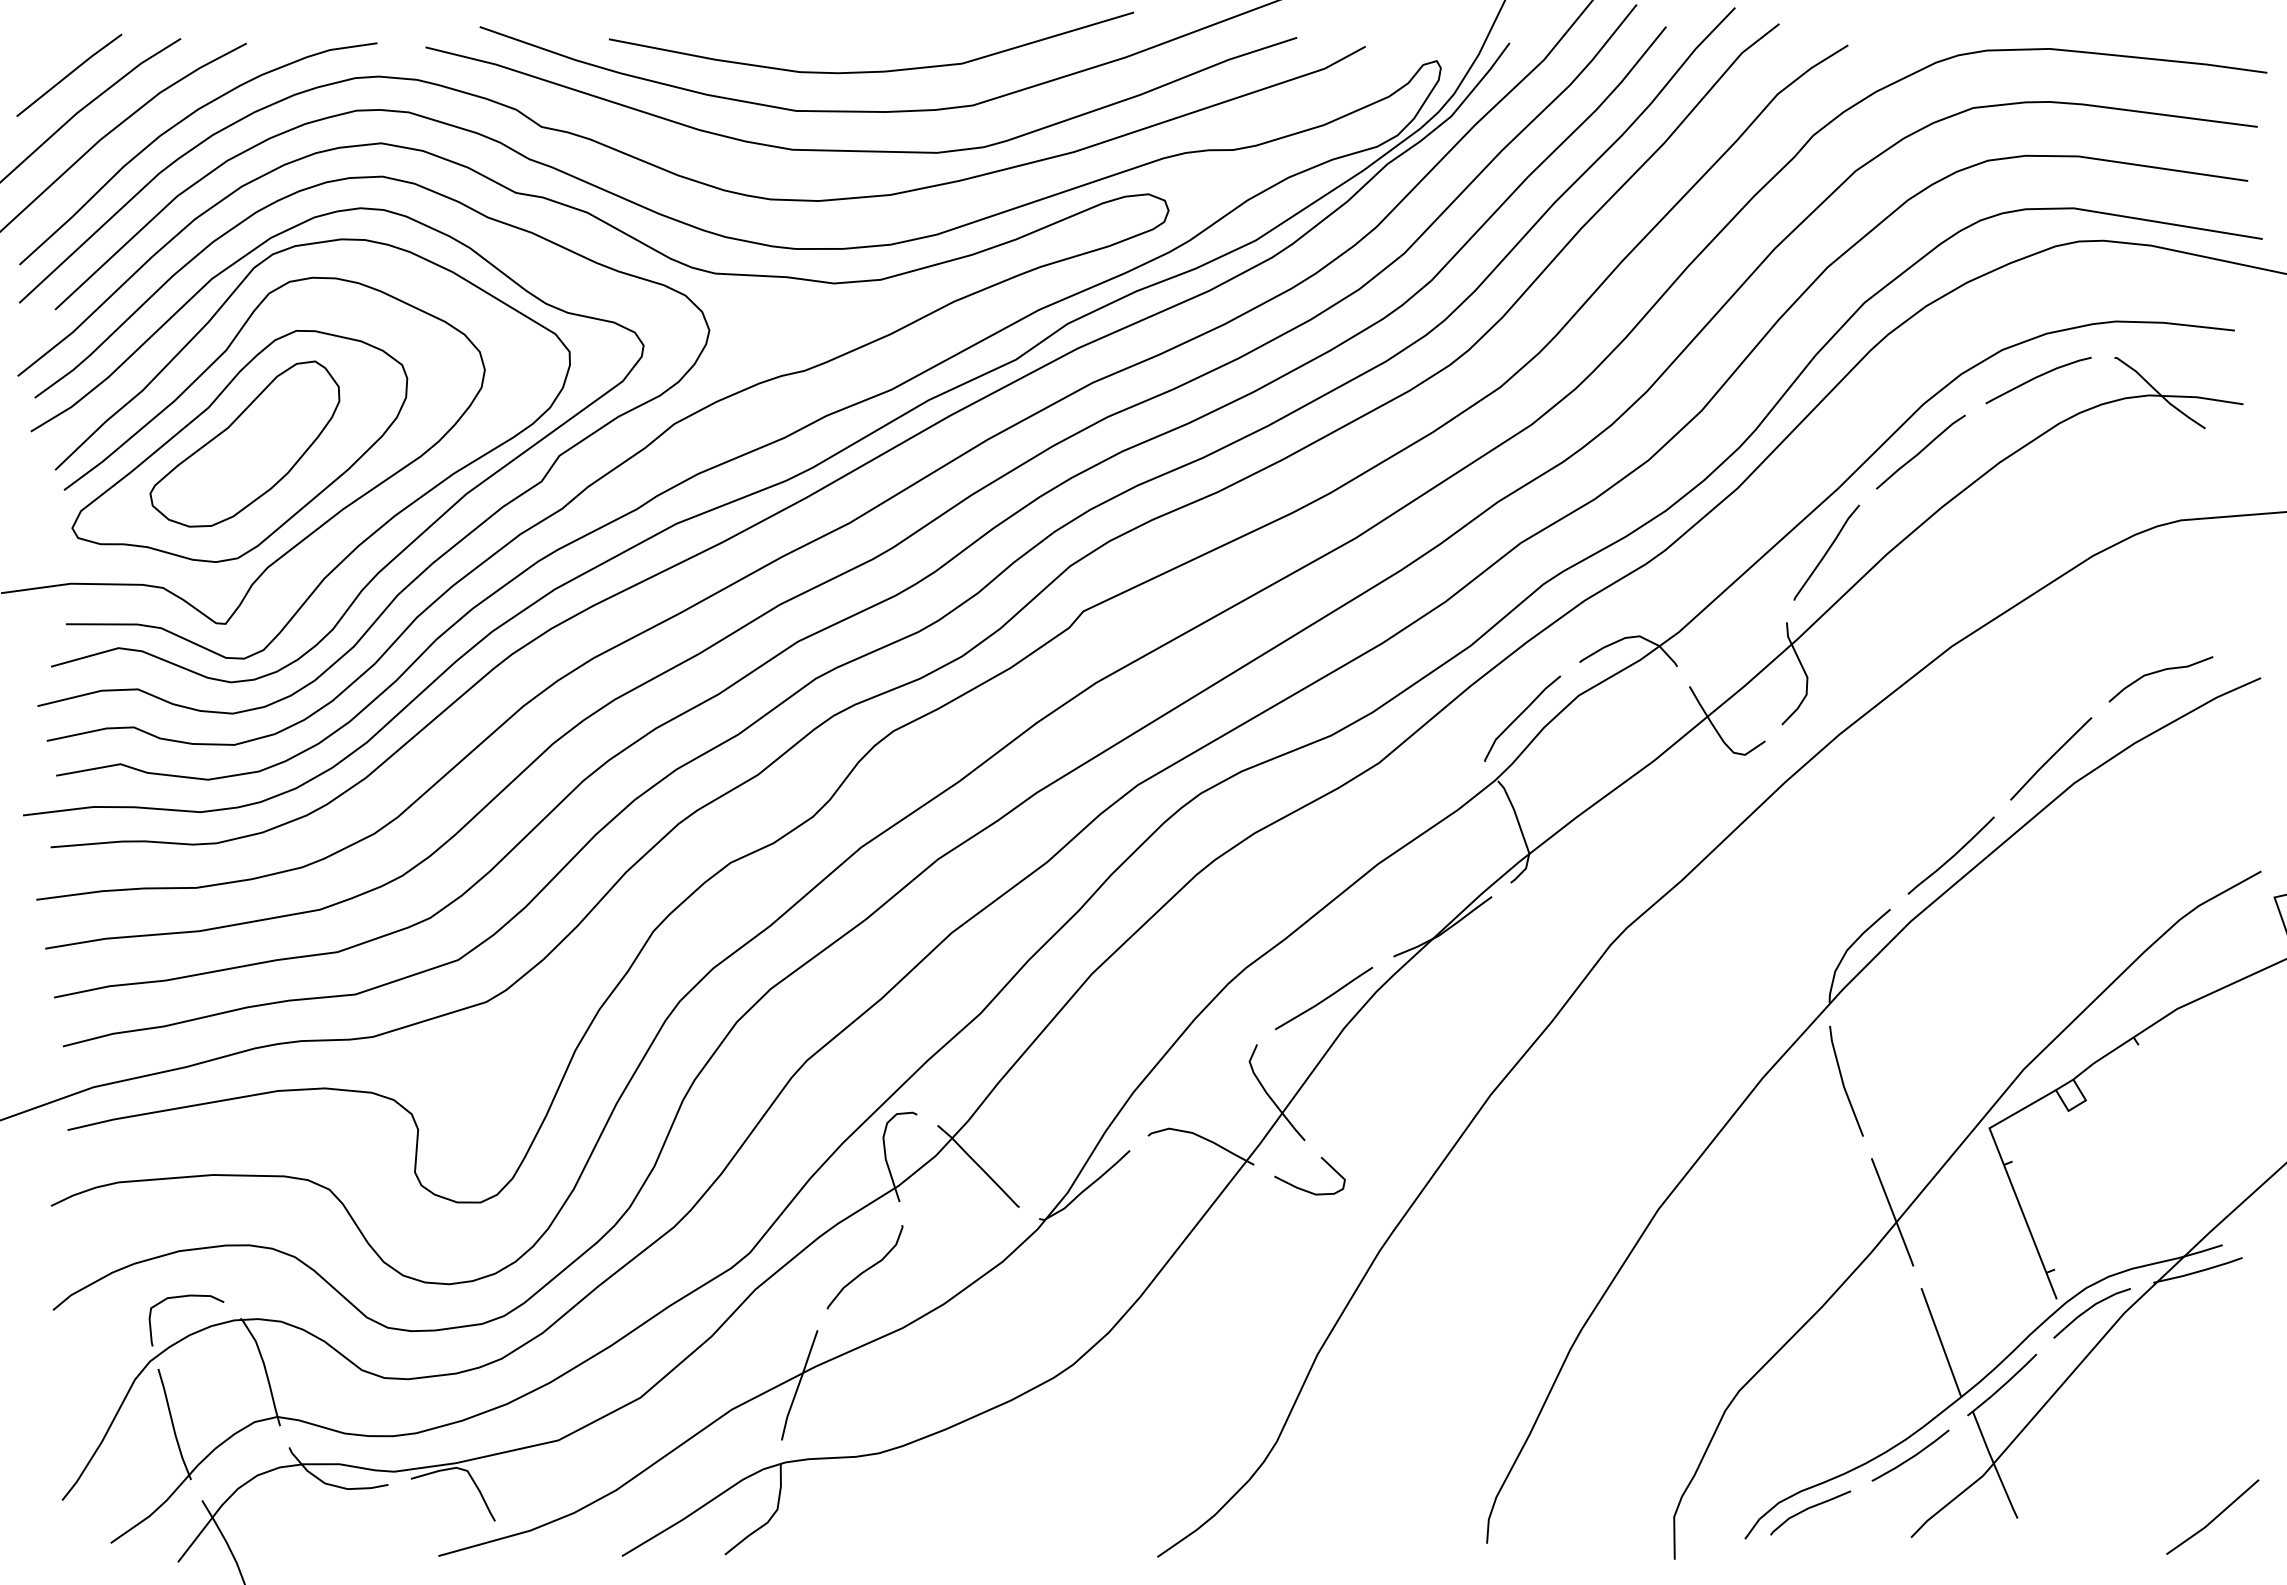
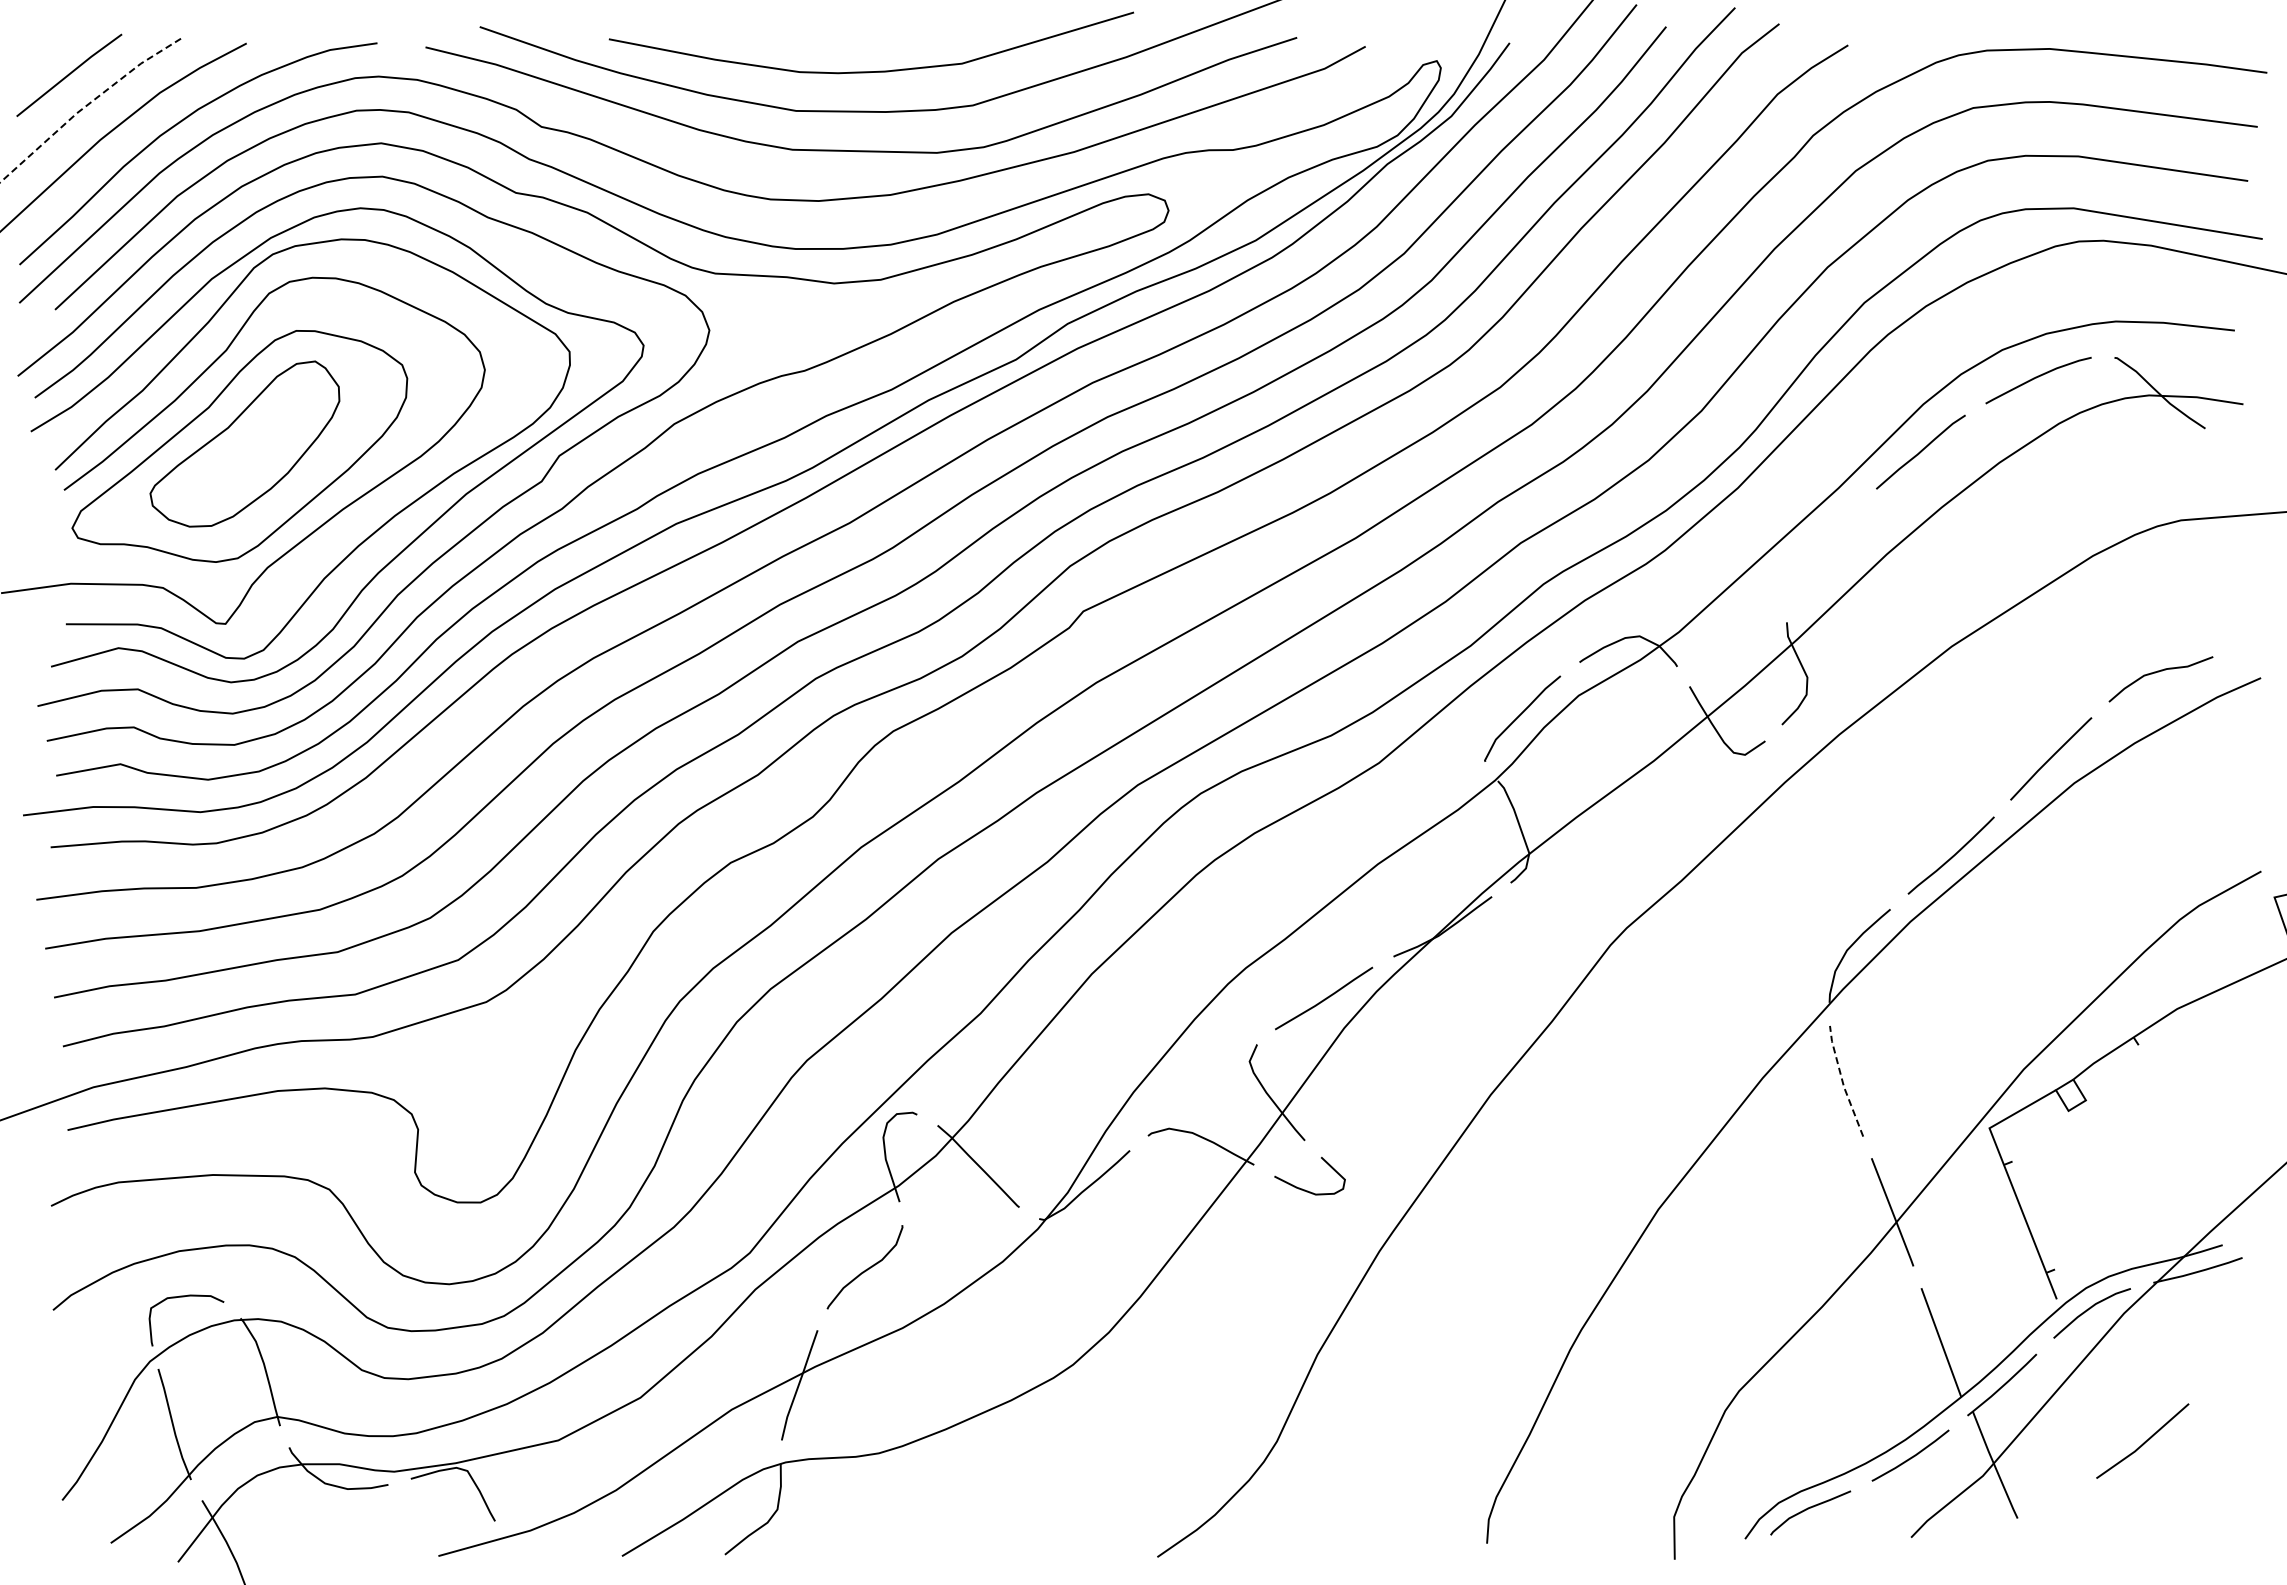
line: solid -> dashed (87, 105)
curve: present -> none (1826, 552)
line: solid -> dashed (1842, 1082)
line position: (2214, 1517) -> (2144, 1441) (2144, 1441)
